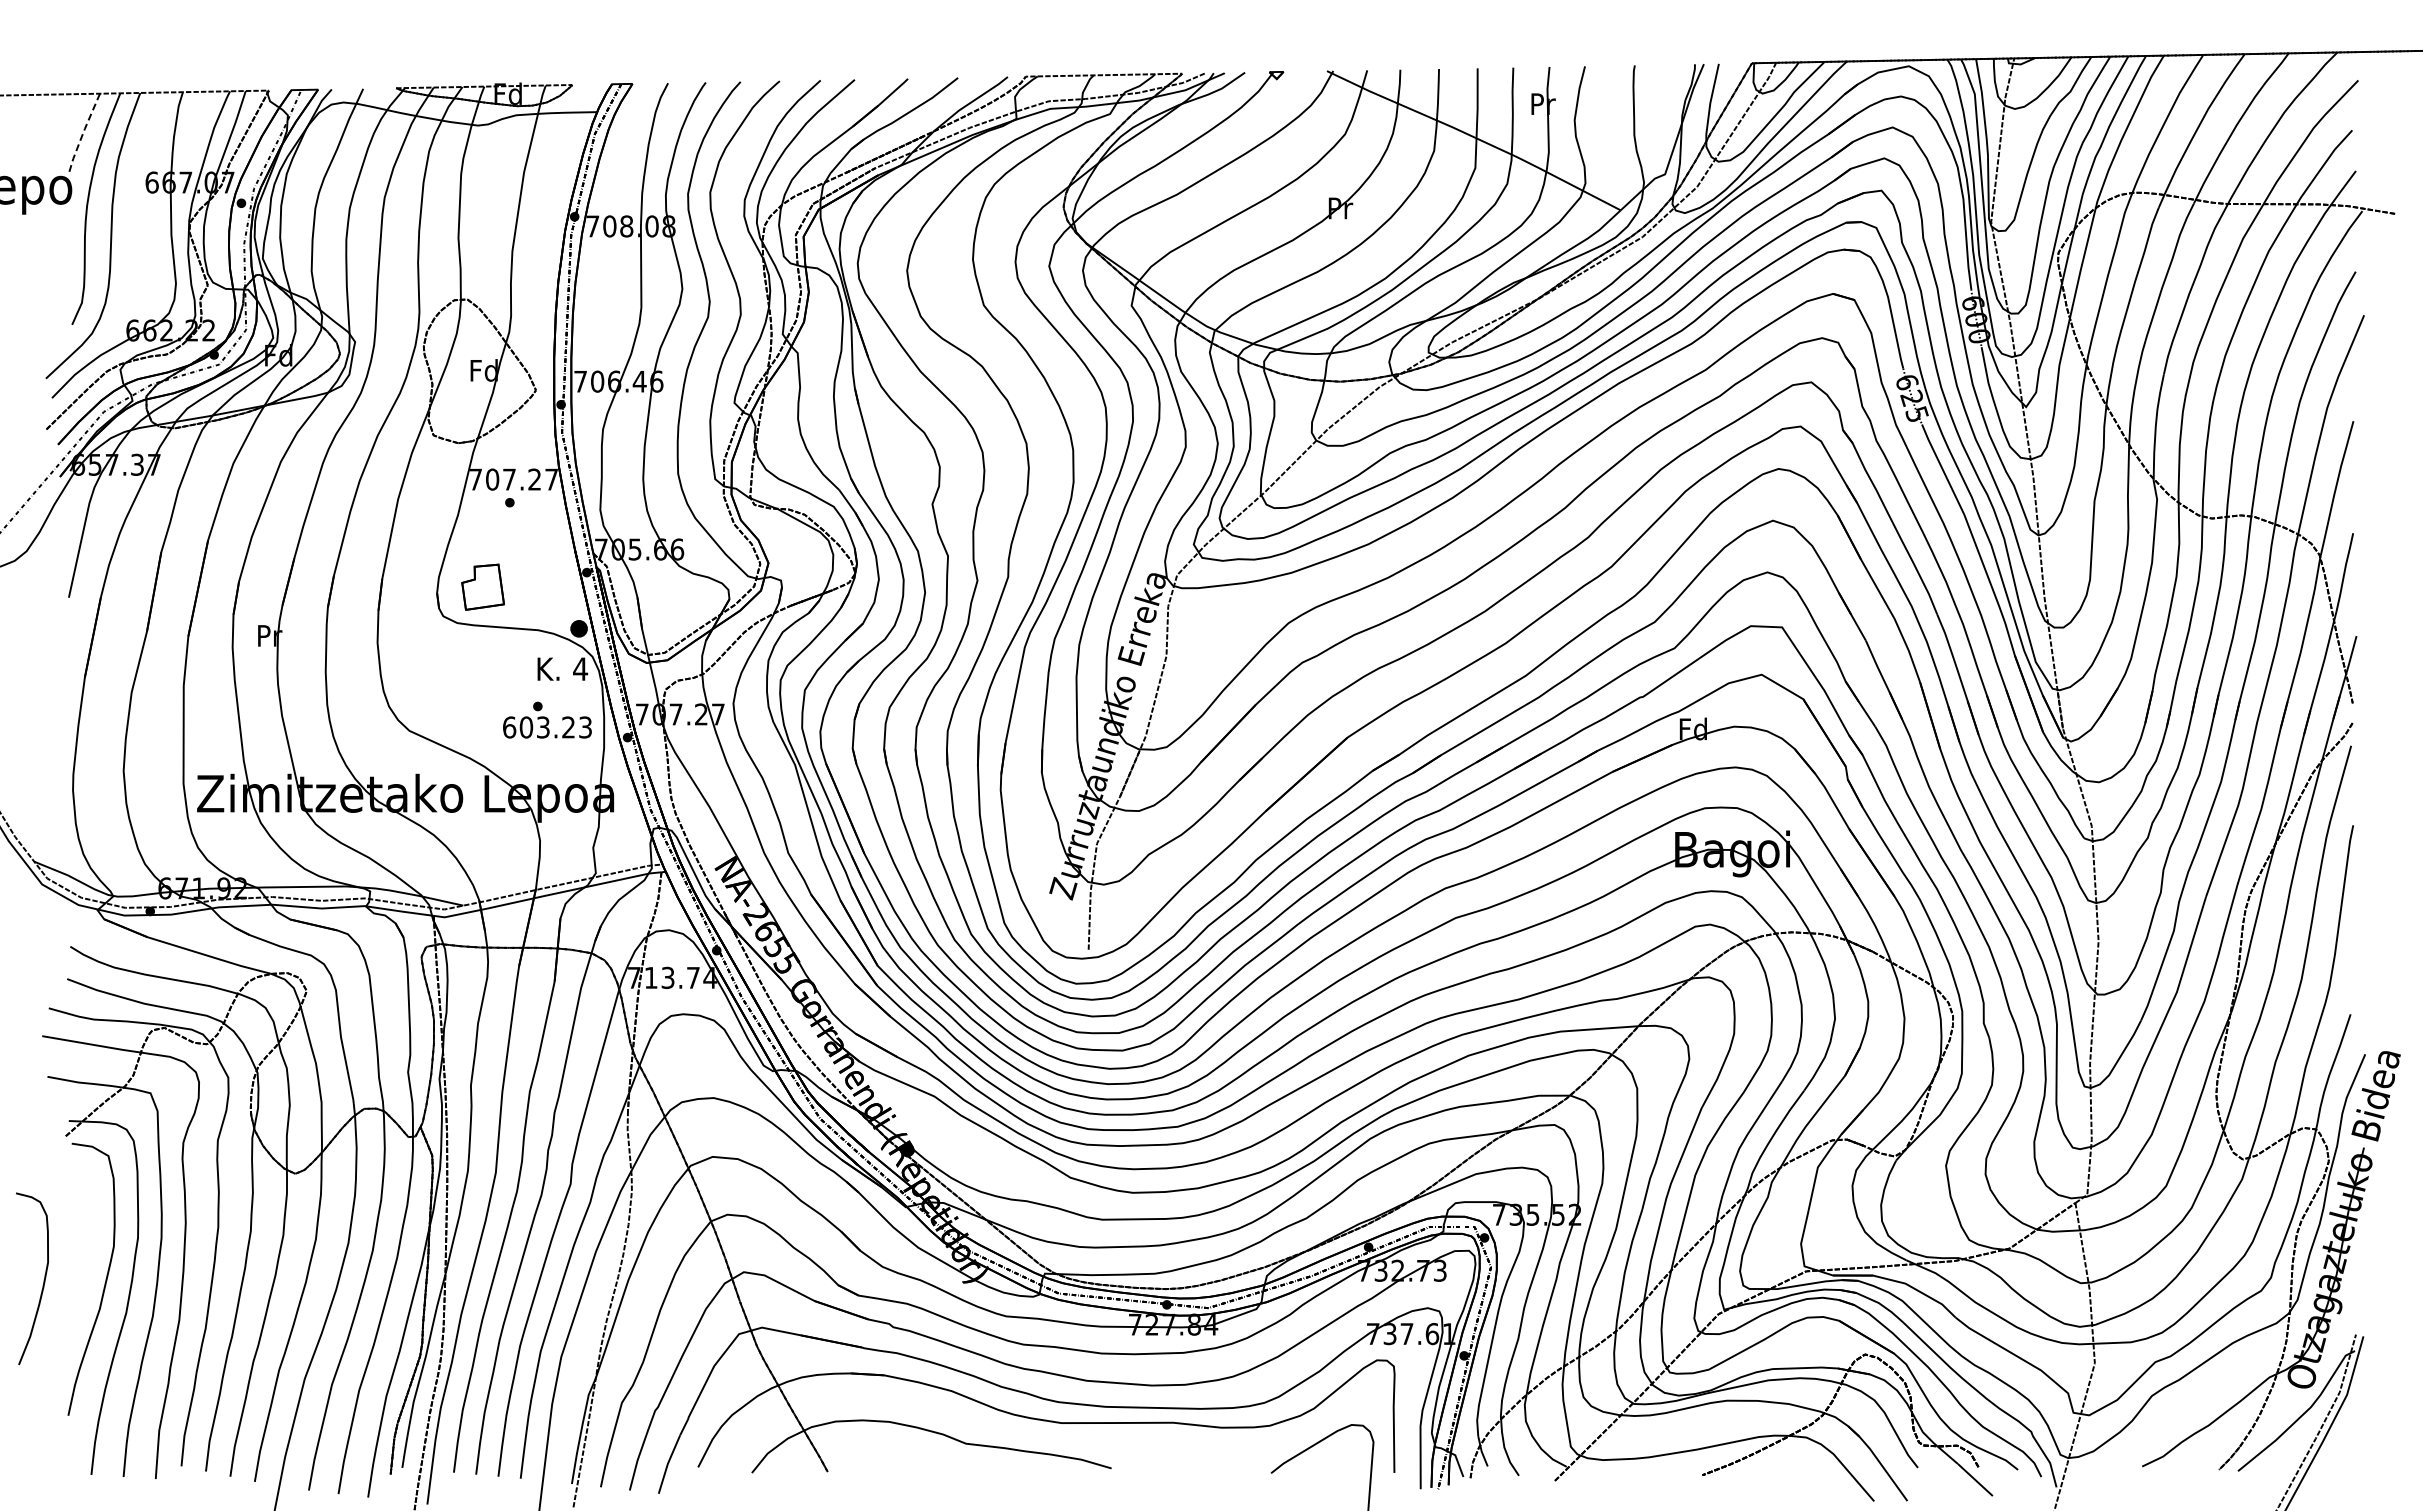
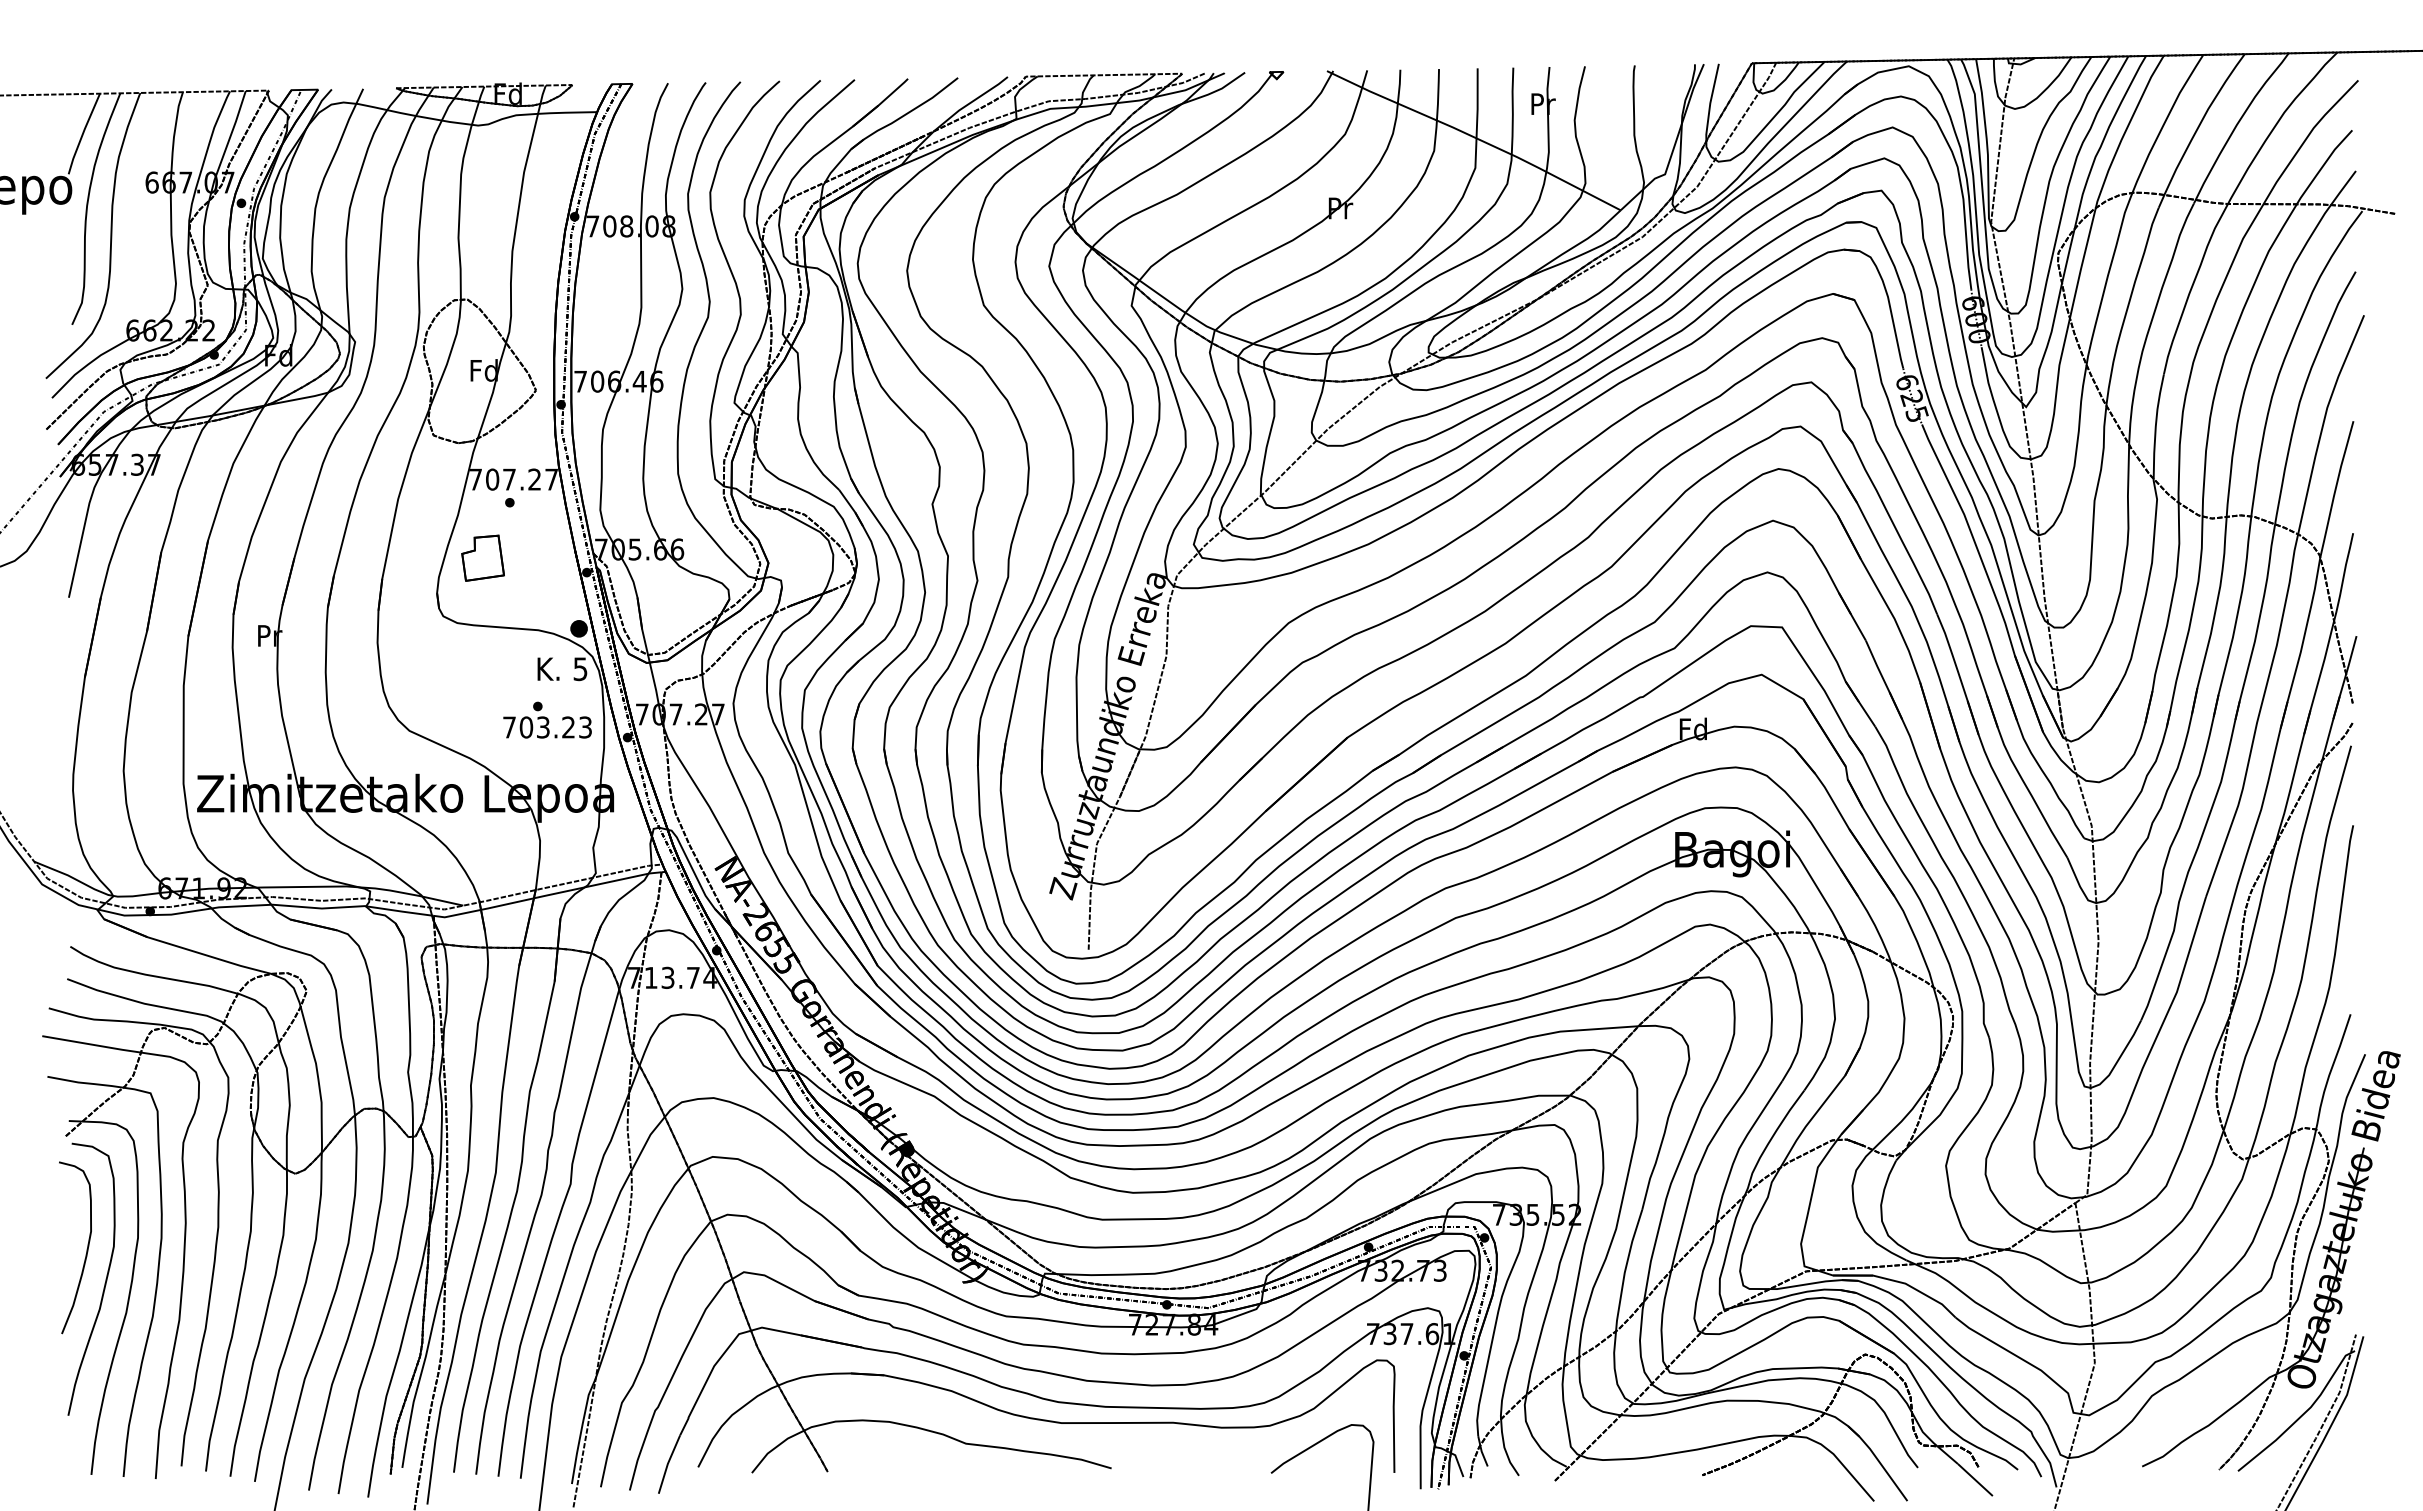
line: dashed -> solid (82, 134)
part position: (482, 586) -> (482, 557) (482, 557)
text: 4 -> 5 (580, 669)
text: 603.23 -> 703.23 (509, 727)
curve position: (43, 1280) -> (86, 1249) (86, 1249)
